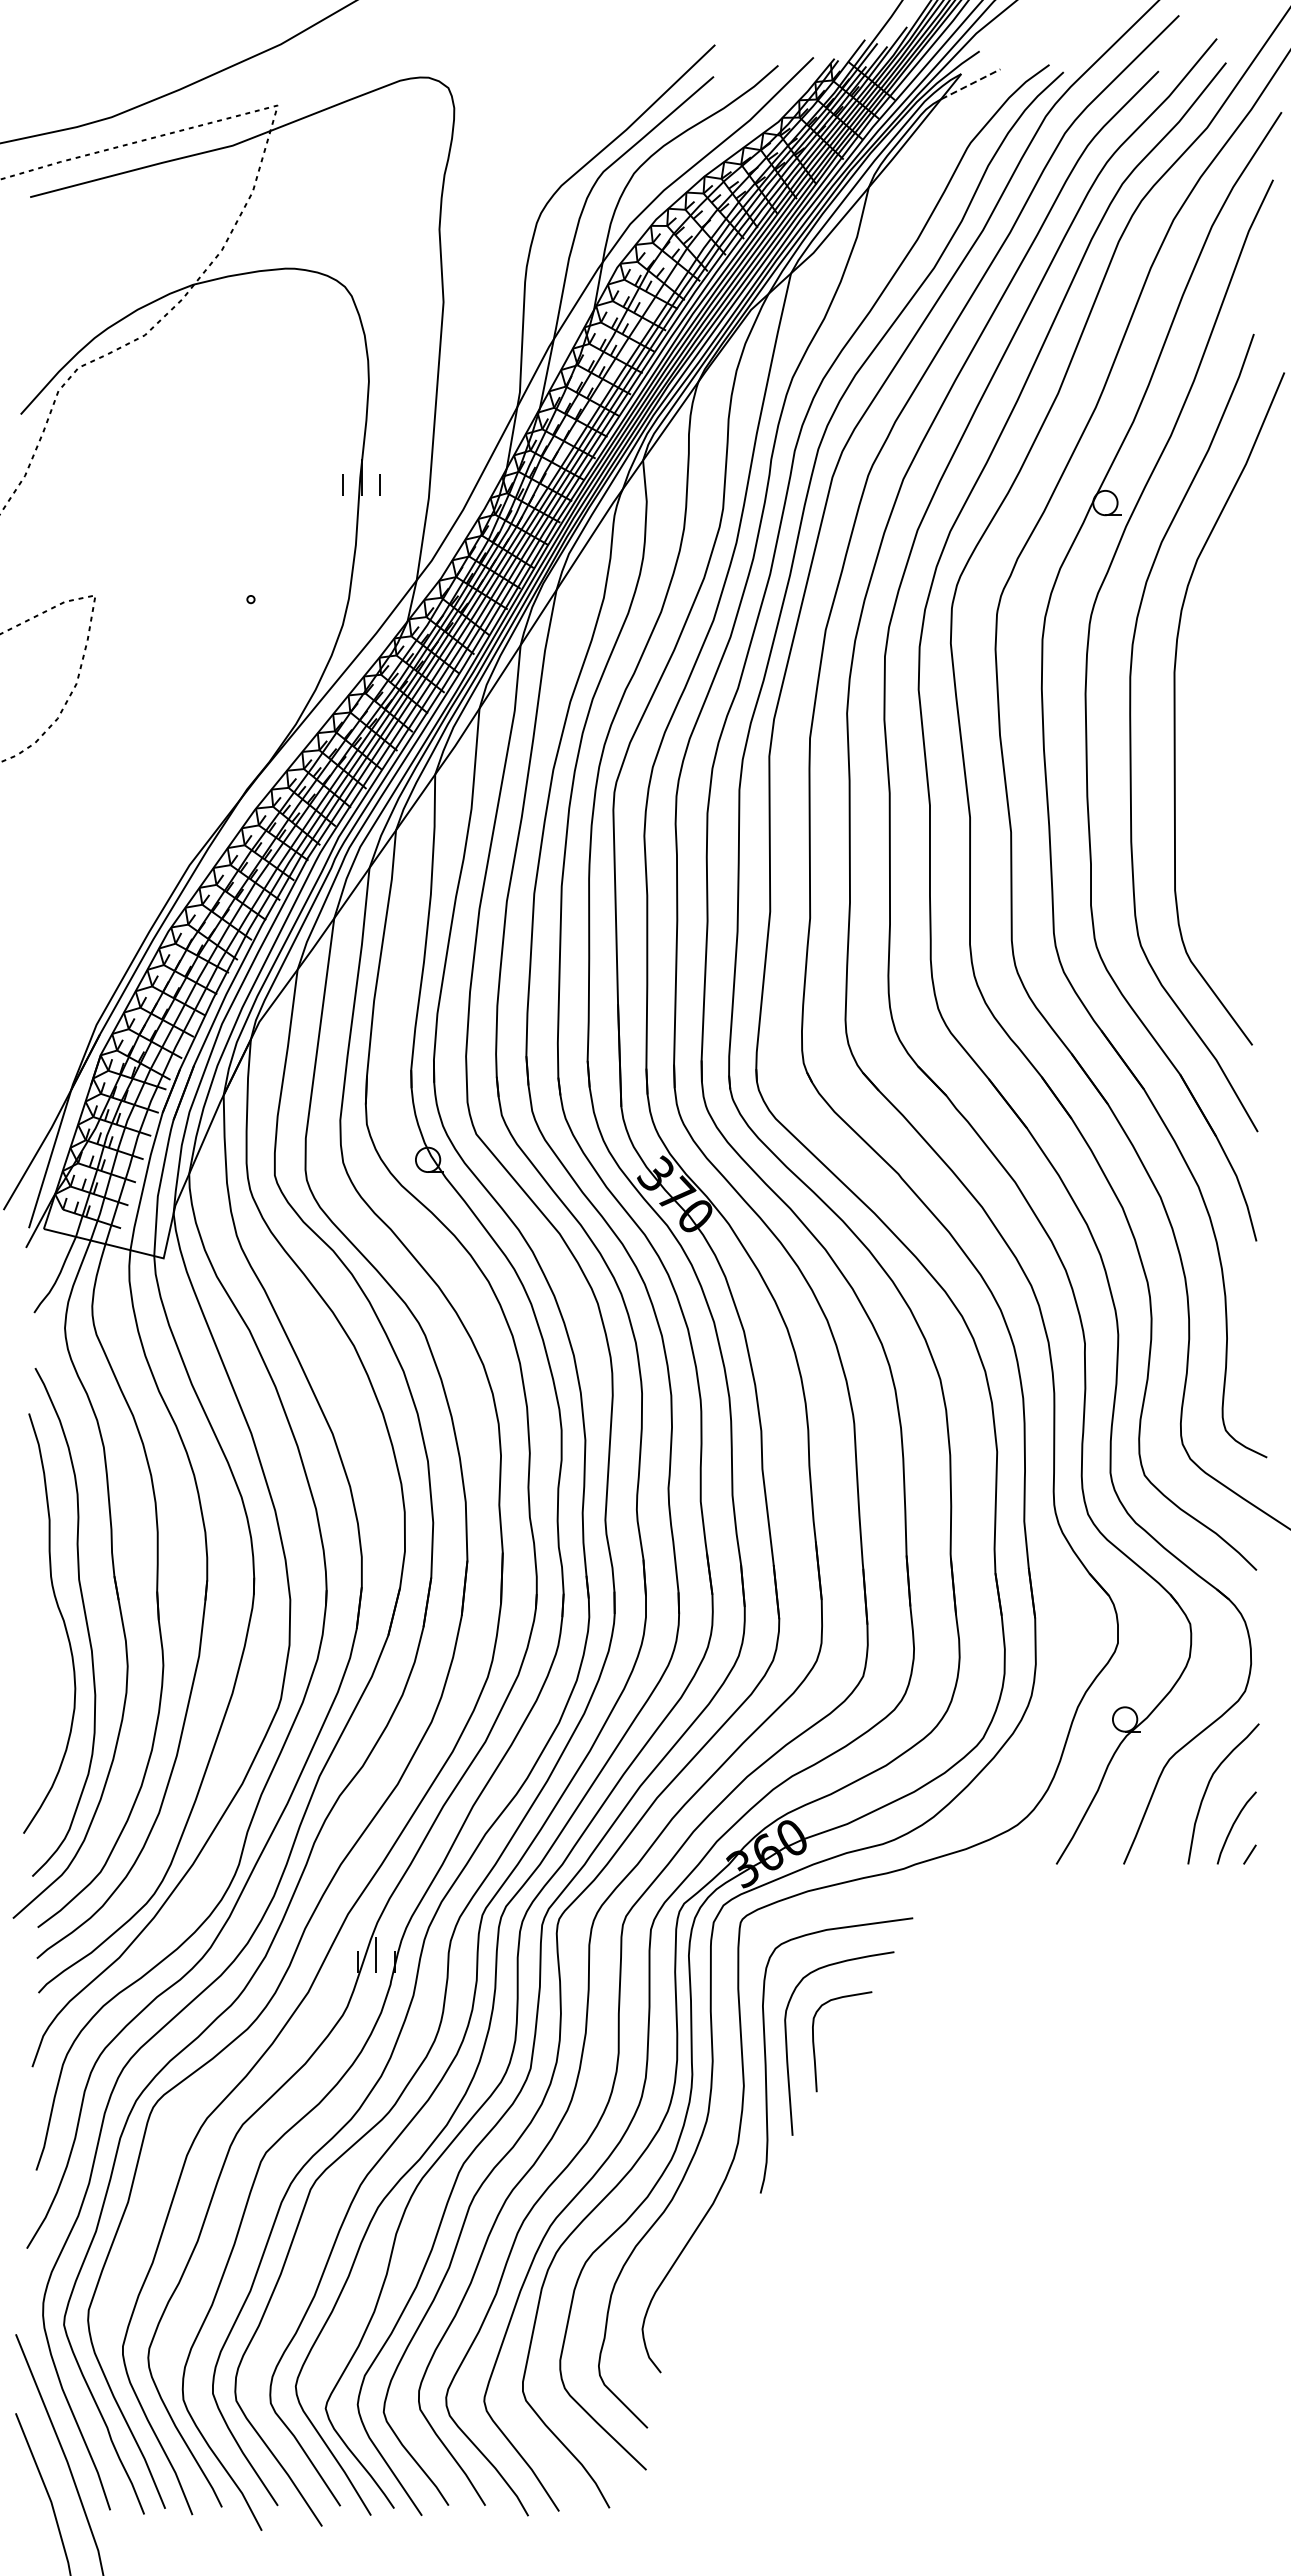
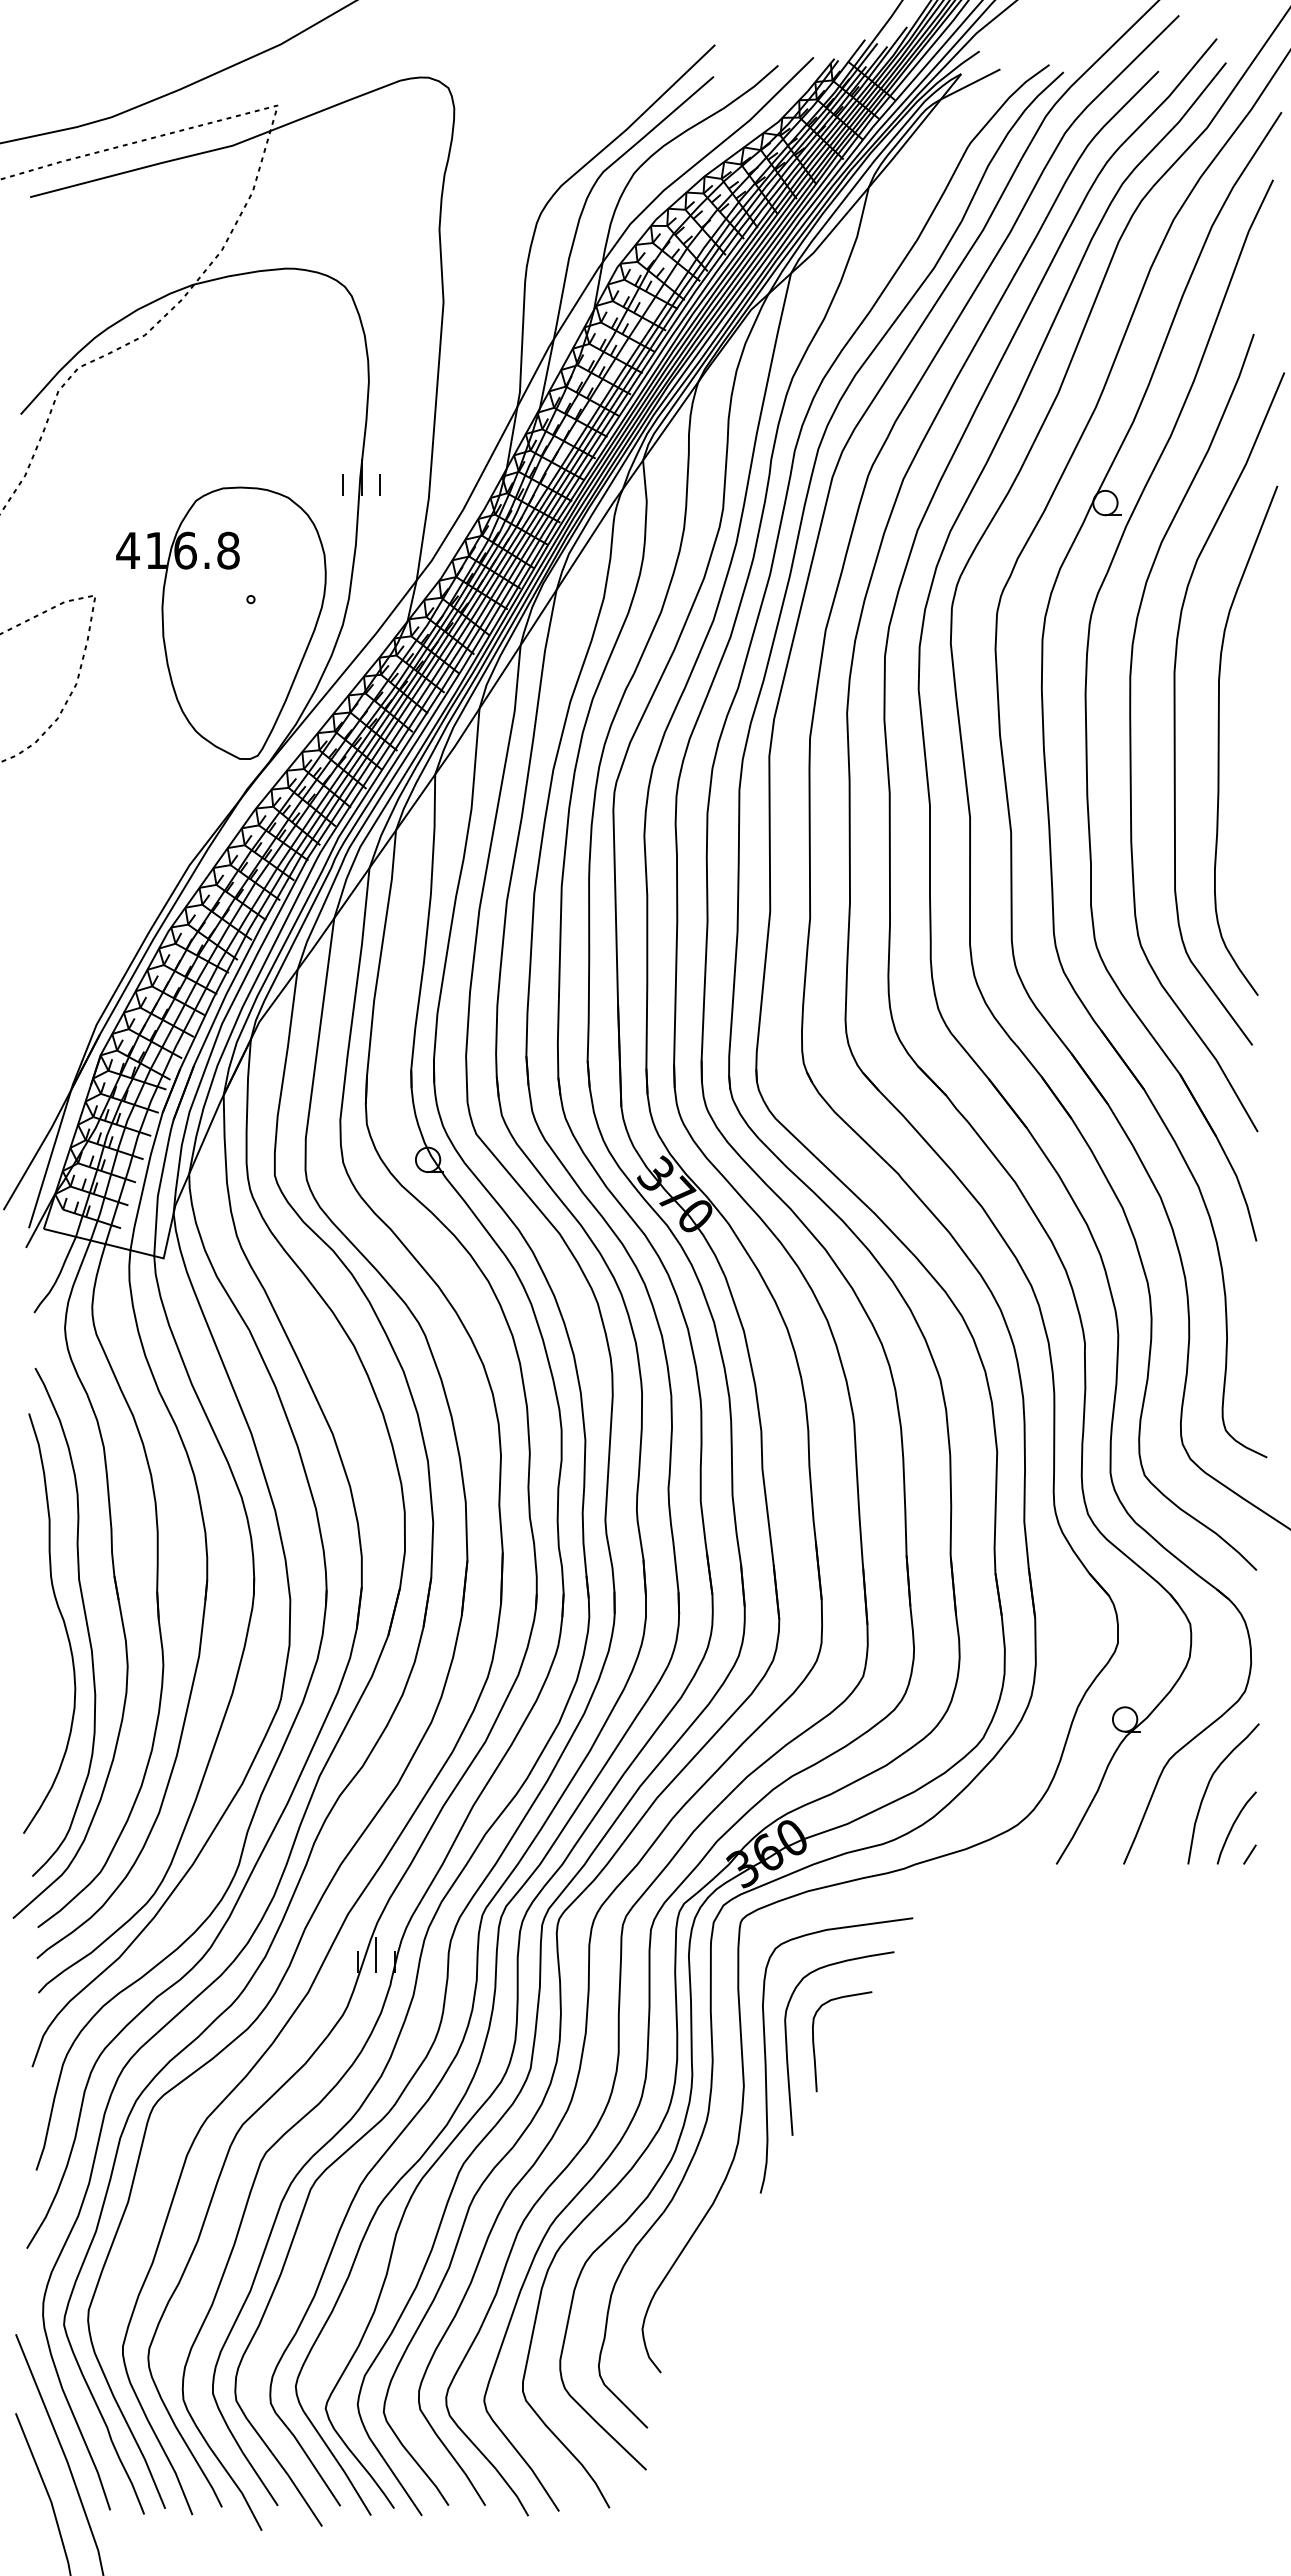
line: dashed -> solid (971, 84)
part: none -> present (221, 622)
curve: none -> present (1219, 740)
